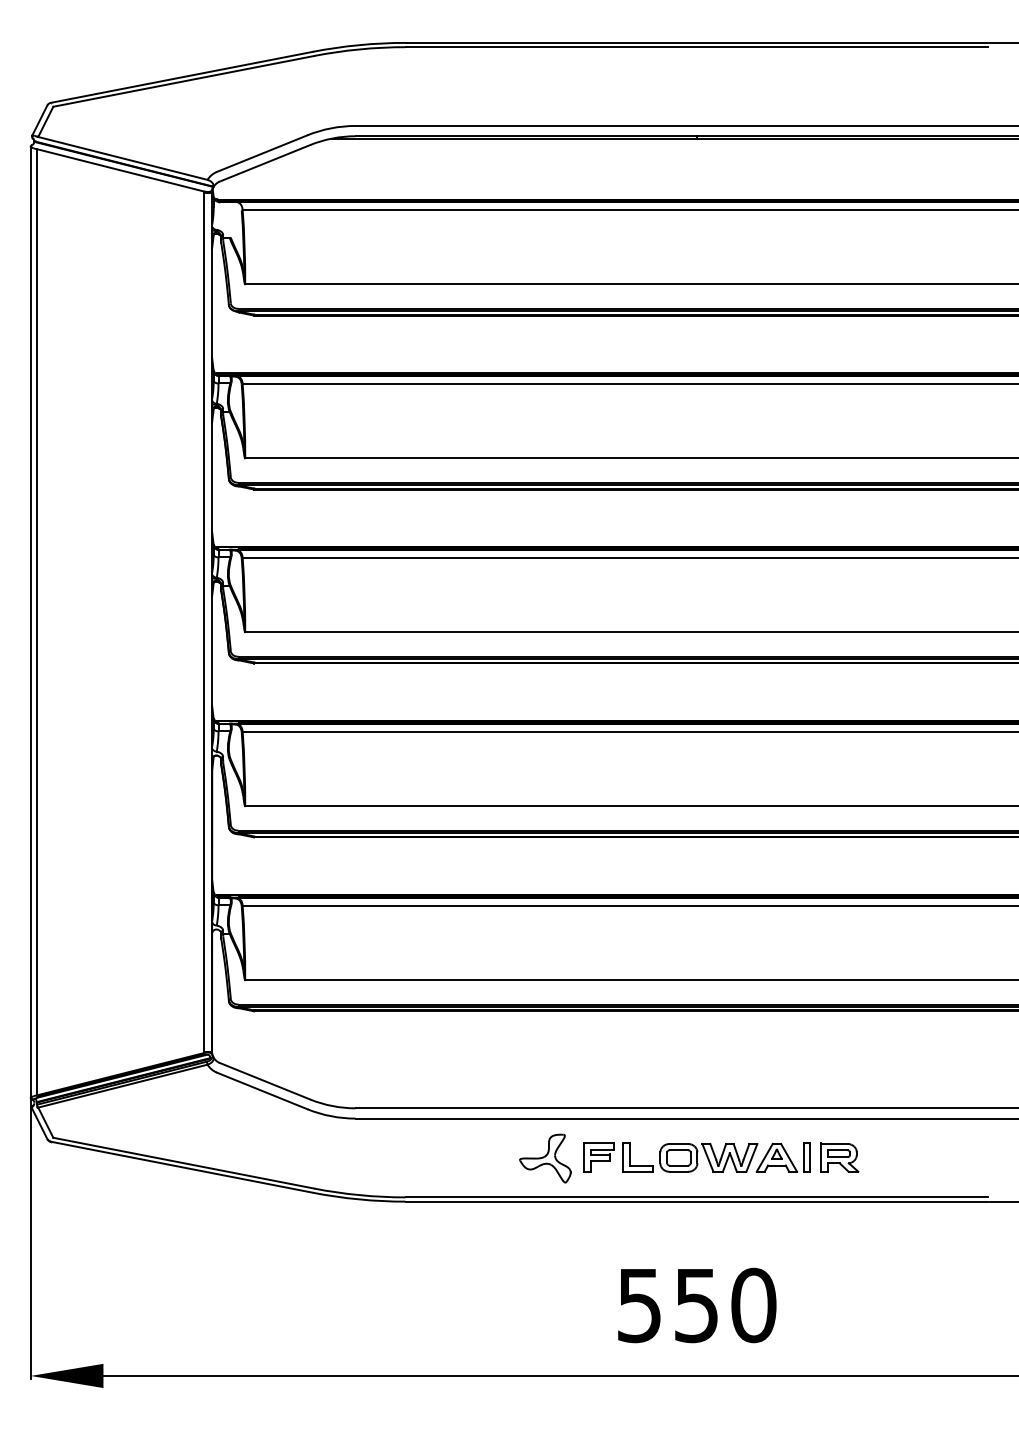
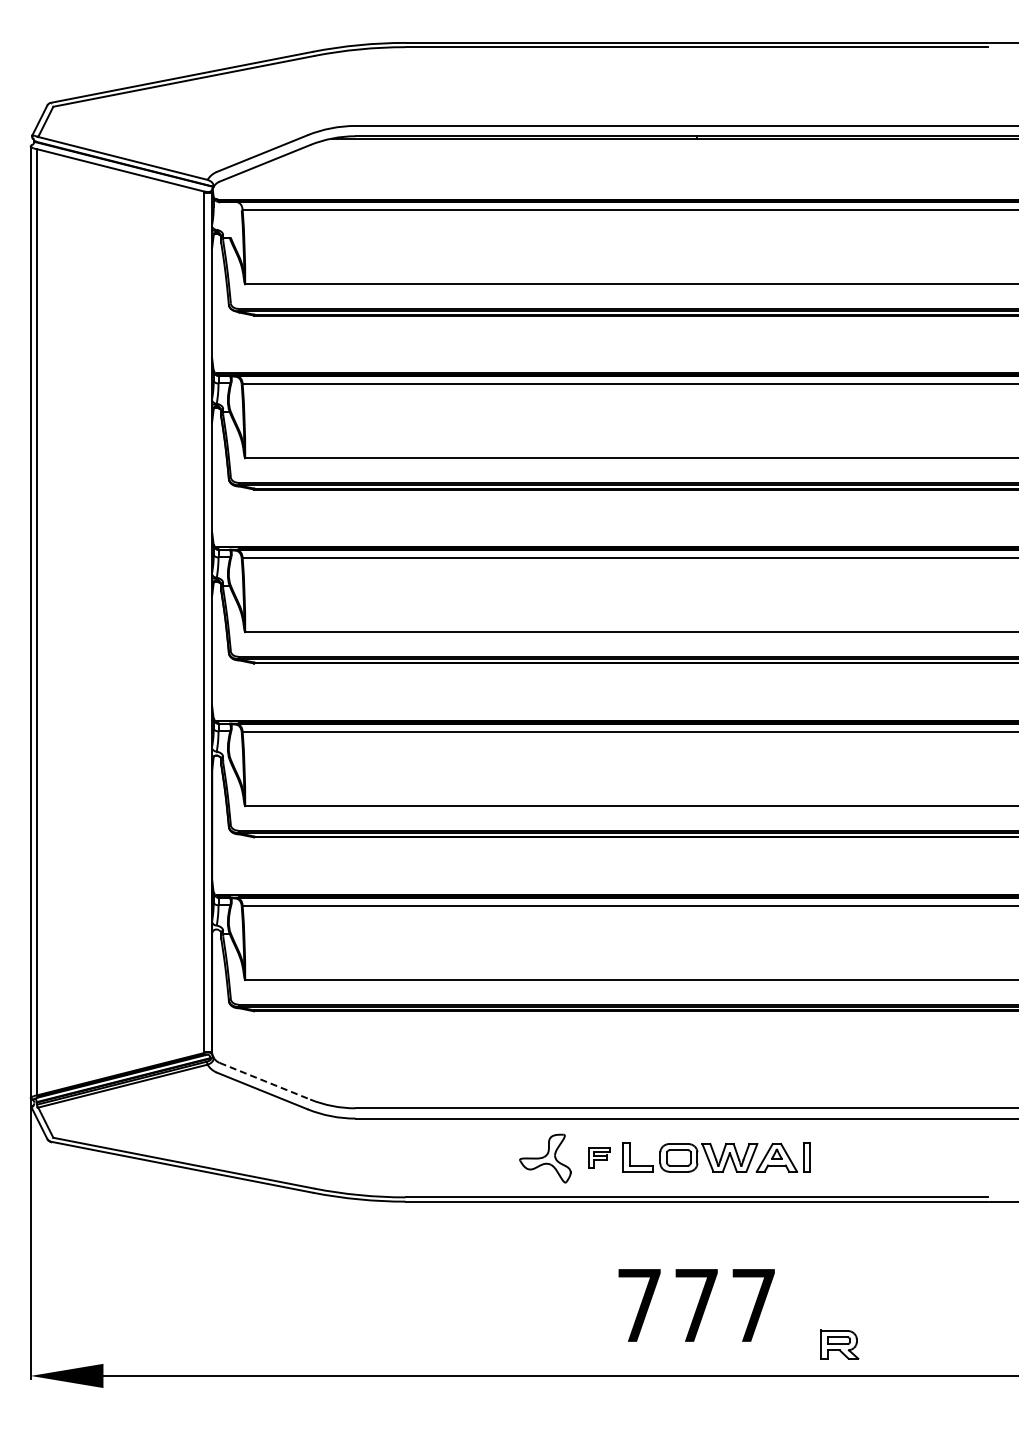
line: solid -> dashed (264, 1081)
part size: 32x31 px -> 23x22 px (599, 1157)
part position: (839, 1157) -> (839, 1344) (839, 1344)
text: 550 -> 777 (697, 1305)
